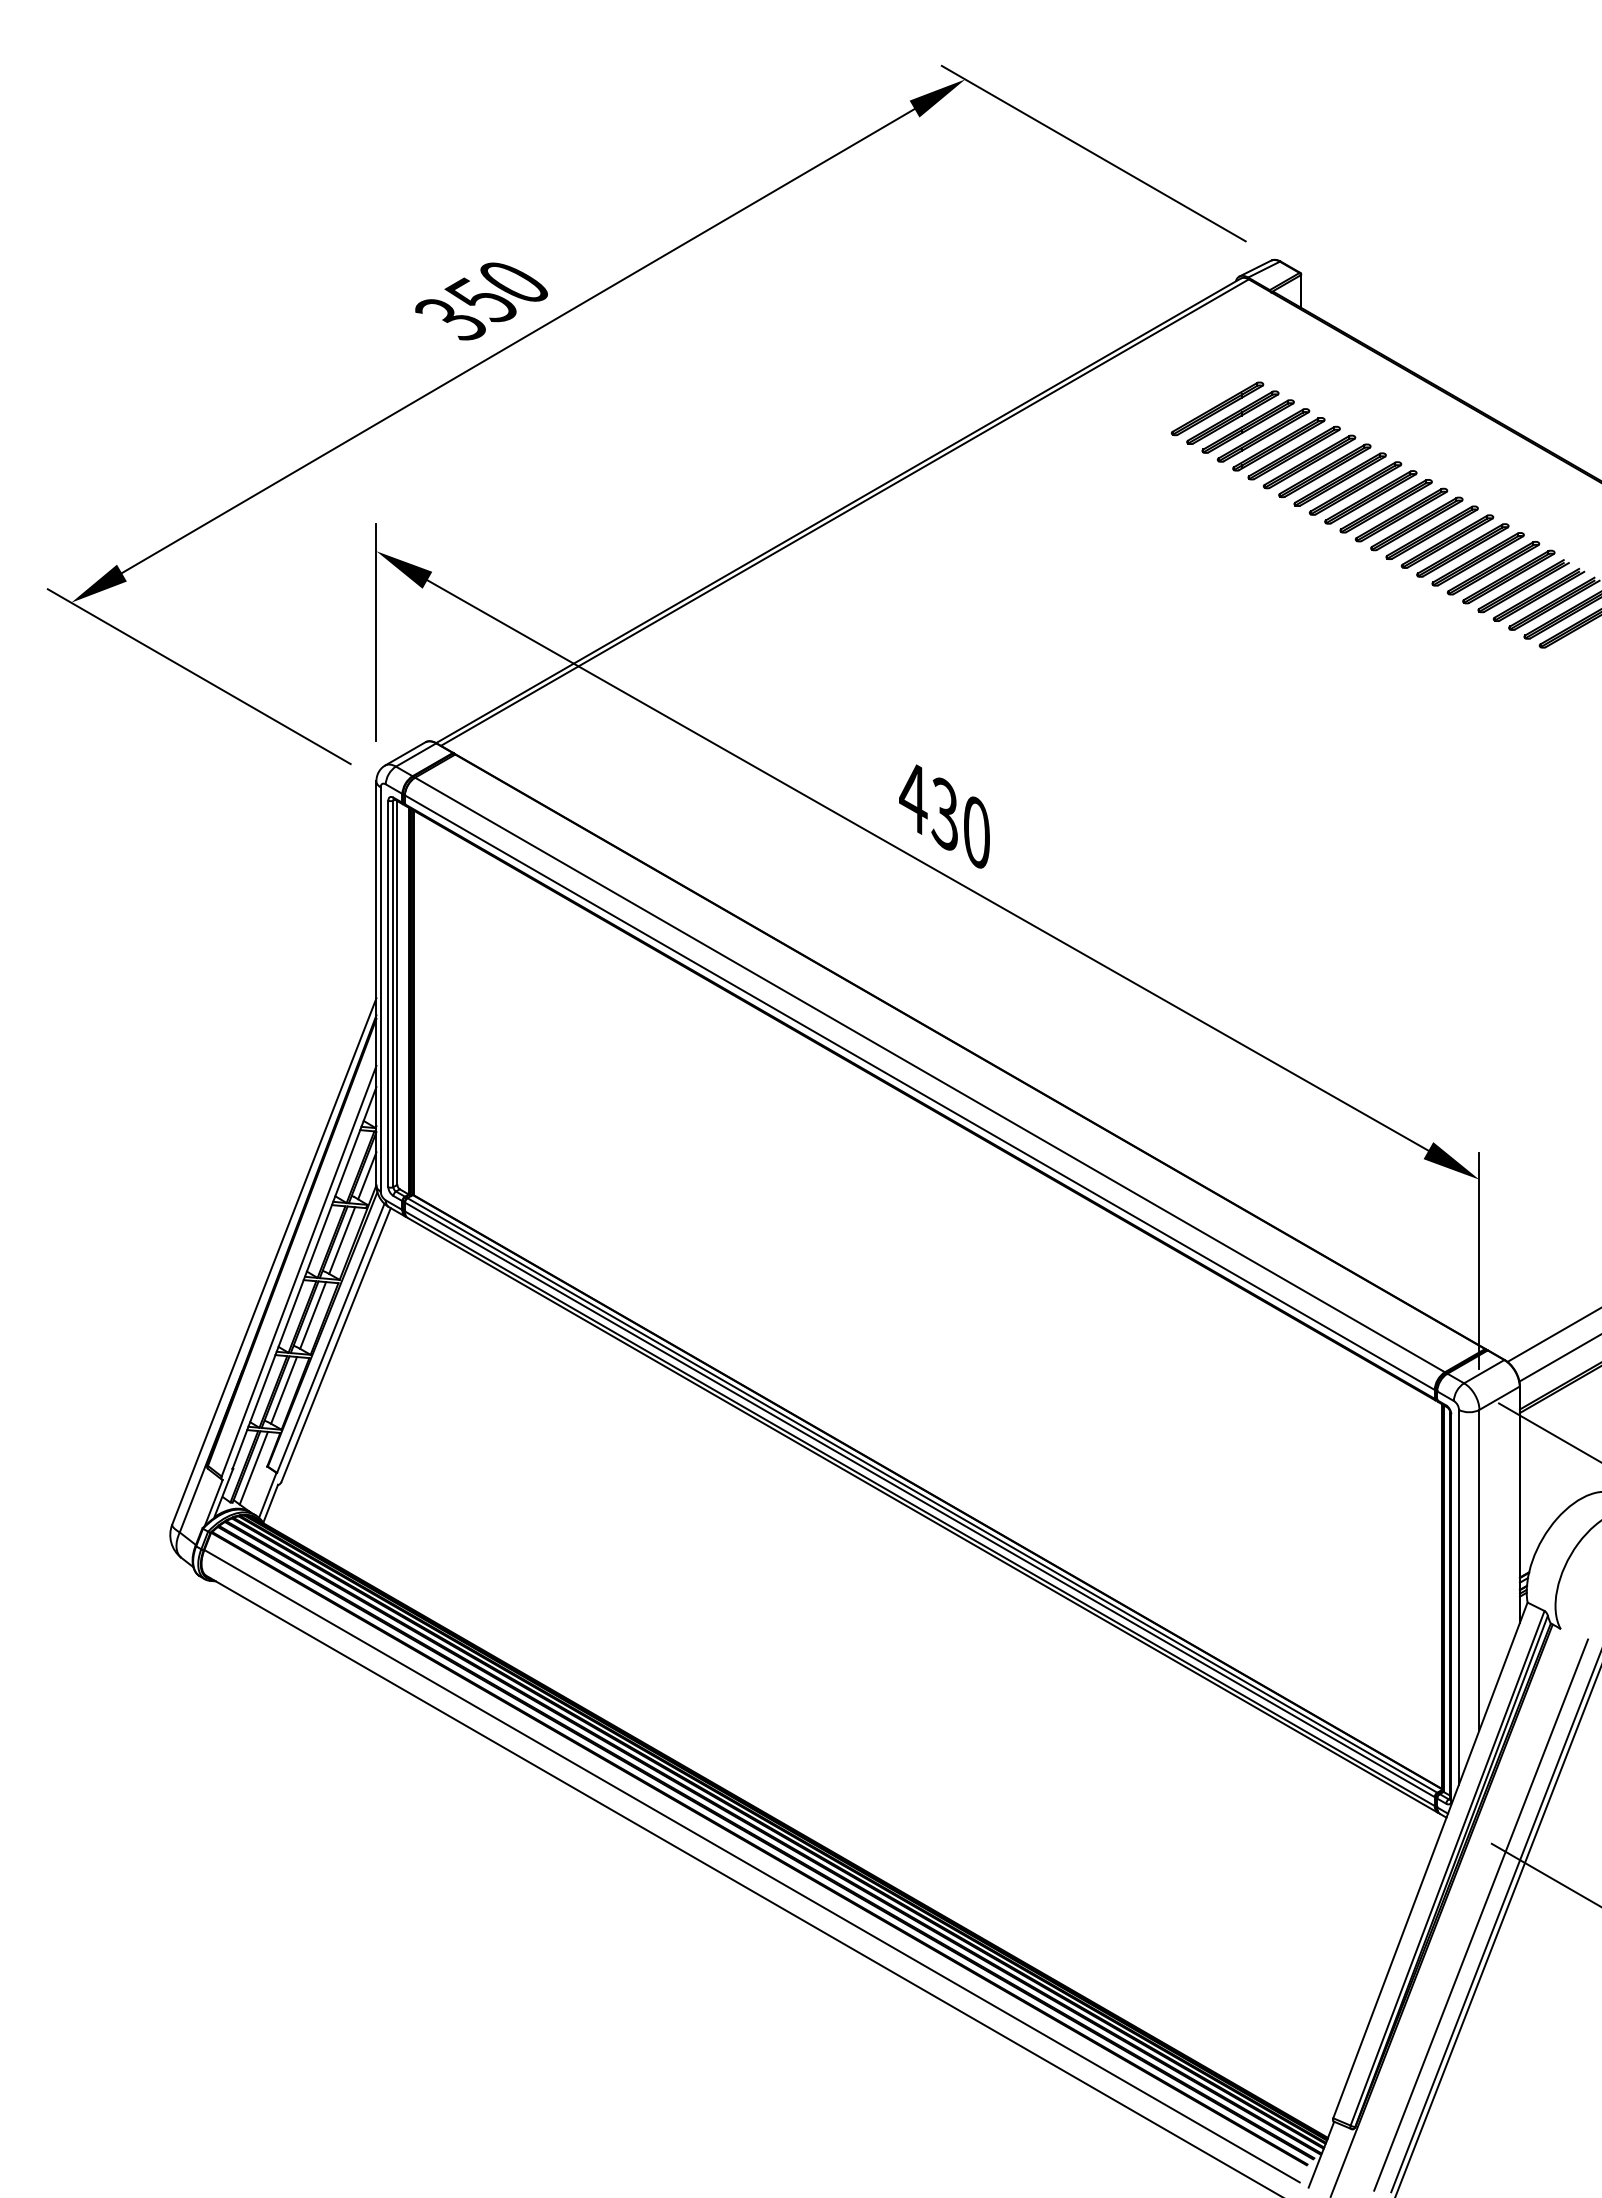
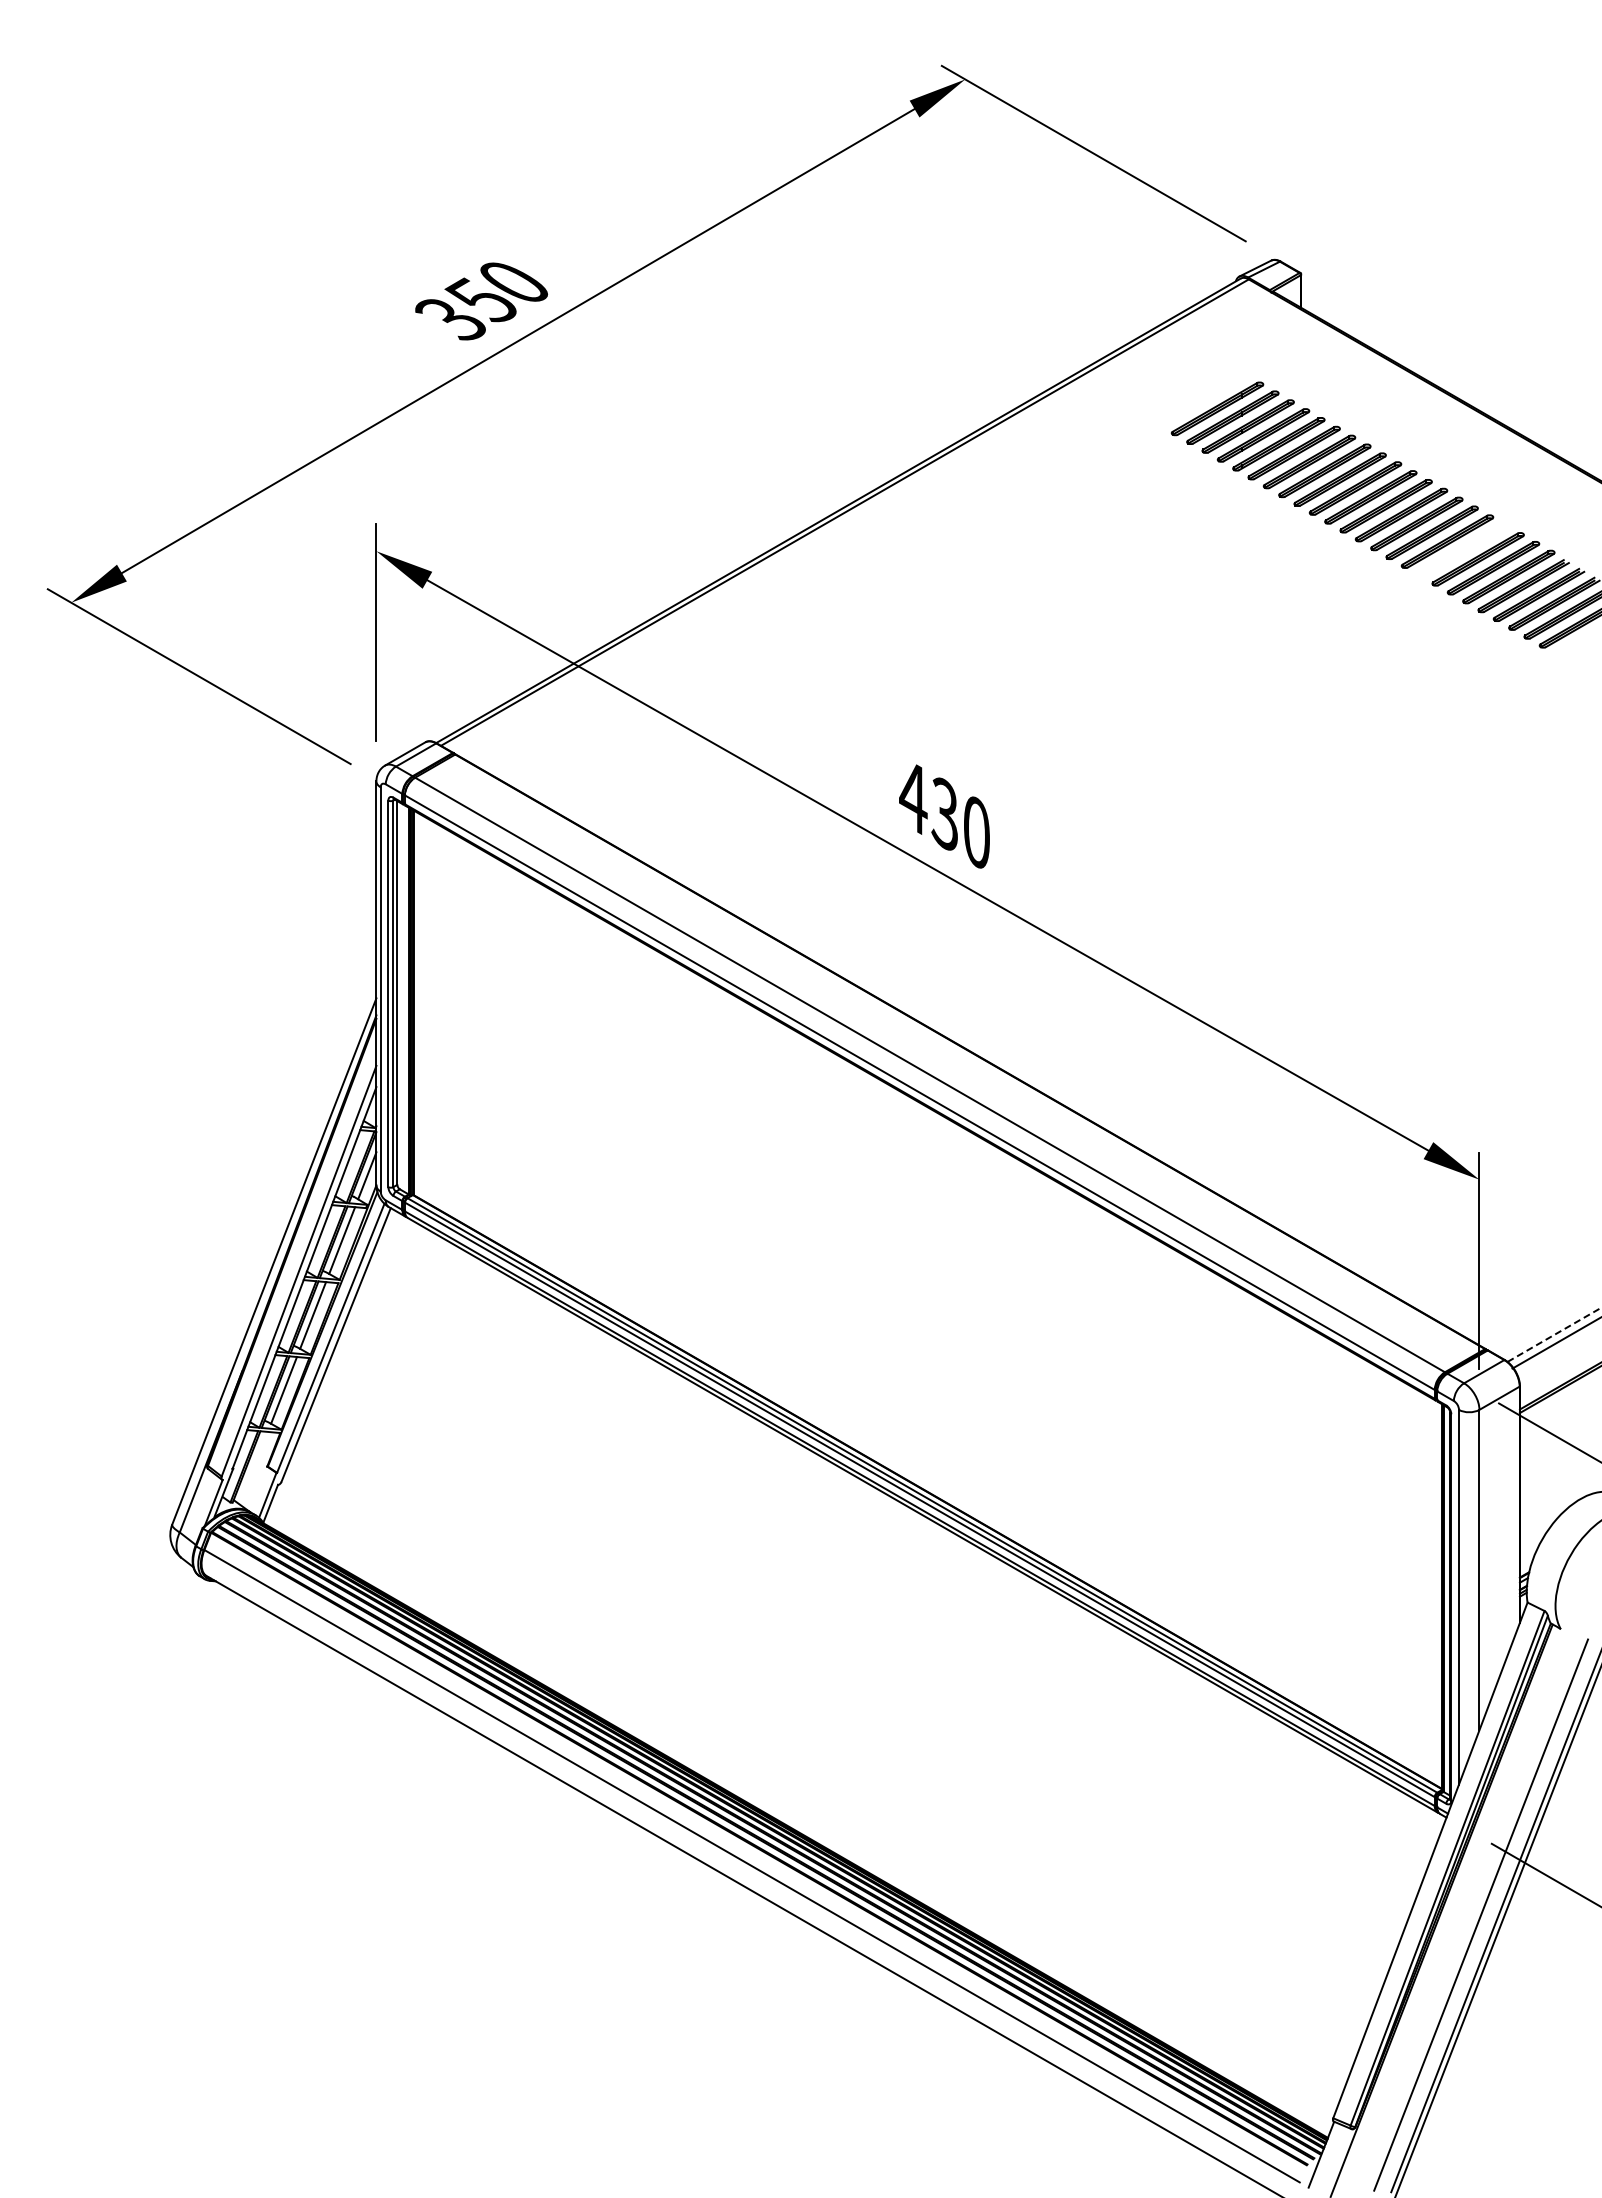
part: present -> none (1462, 550)
line: solid -> dashed (1555, 1334)
line position: (1558, 1358) -> (1555, 1343) (1555, 1343)
line: present -> none (253, 1467)
